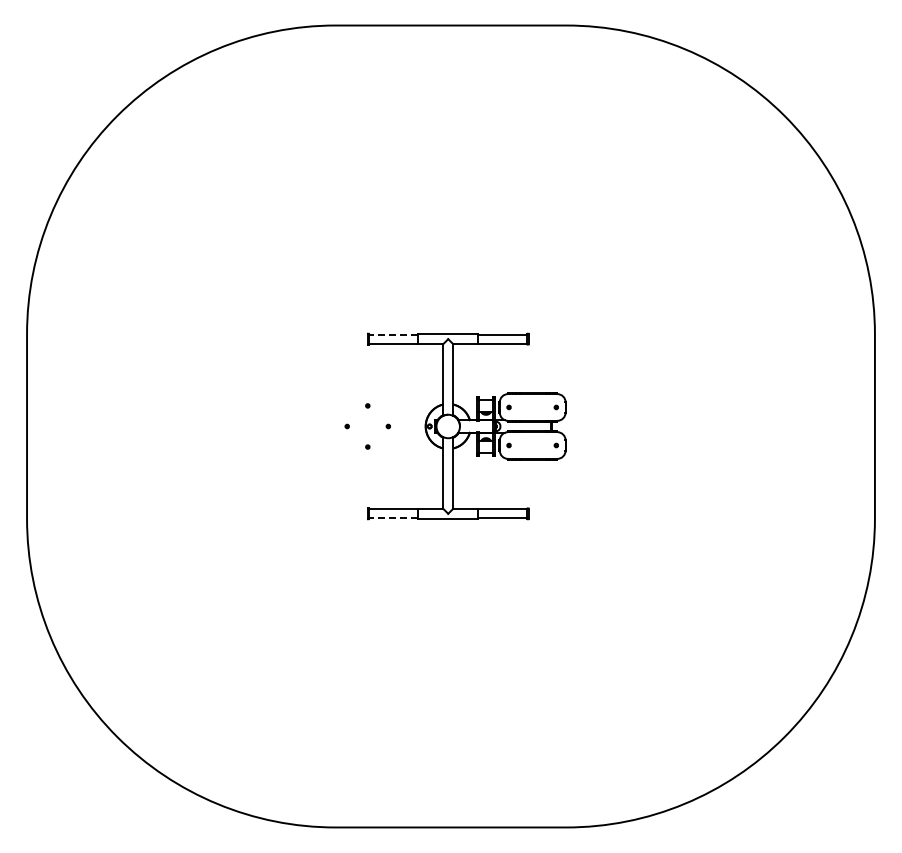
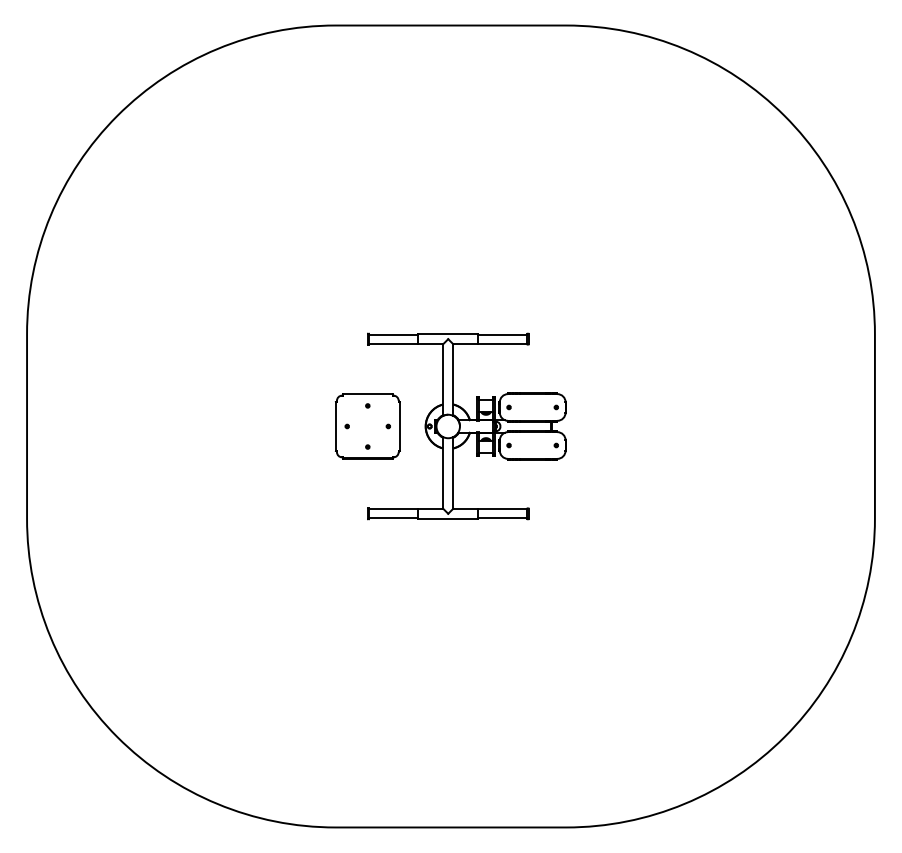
line: dashed -> solid (393, 334)
part: none -> present (367, 426)
line: dashed -> solid (393, 518)
